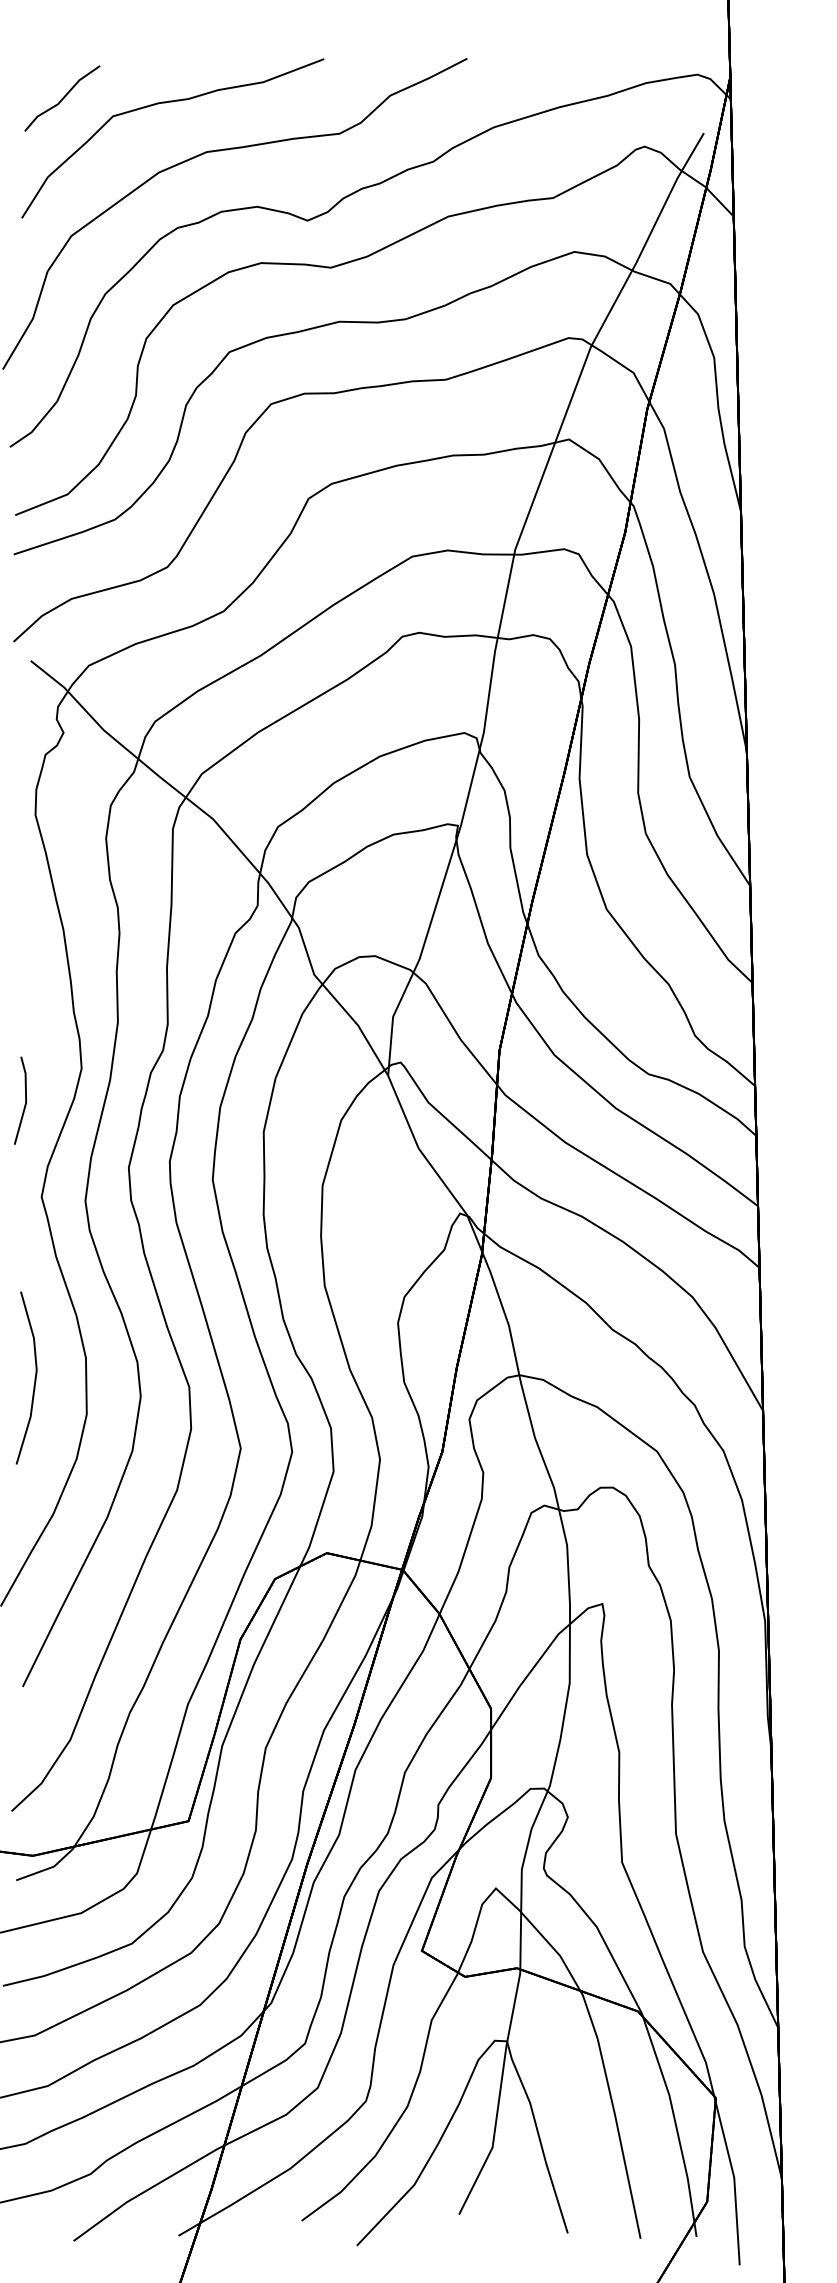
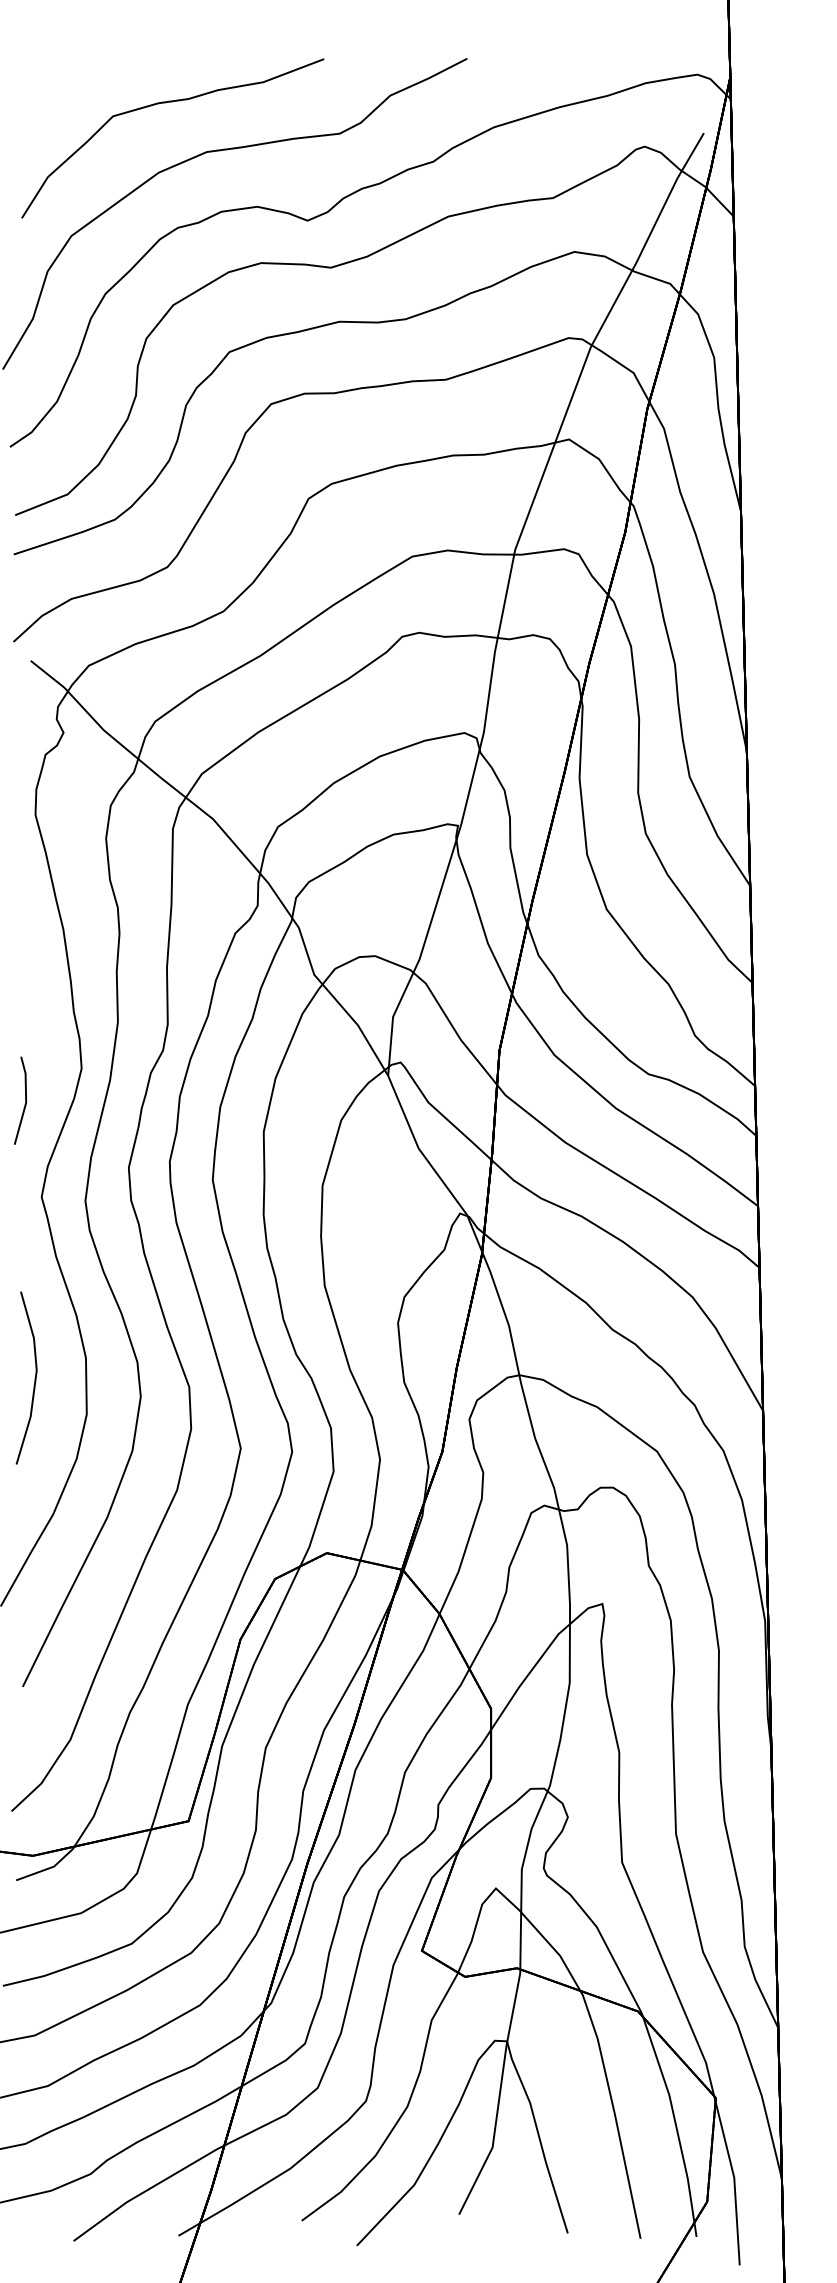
part: present -> none (62, 98)
